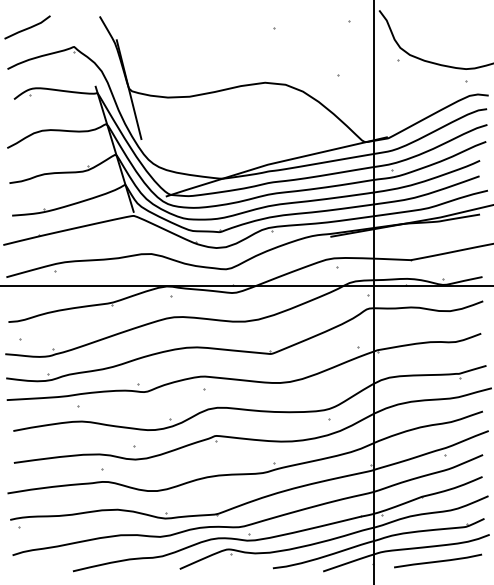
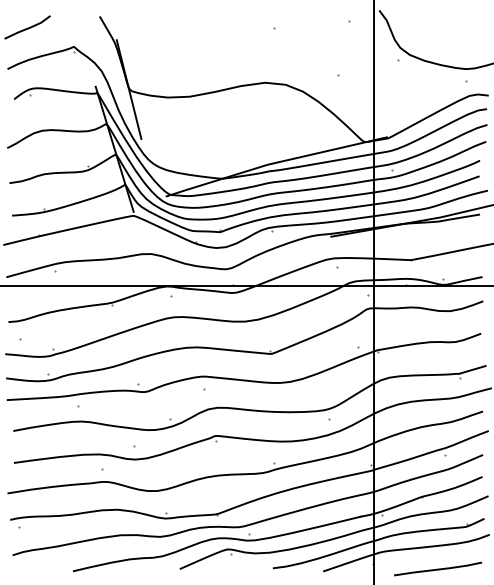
curve position: (438, 560) -> (438, 568) (438, 568)
